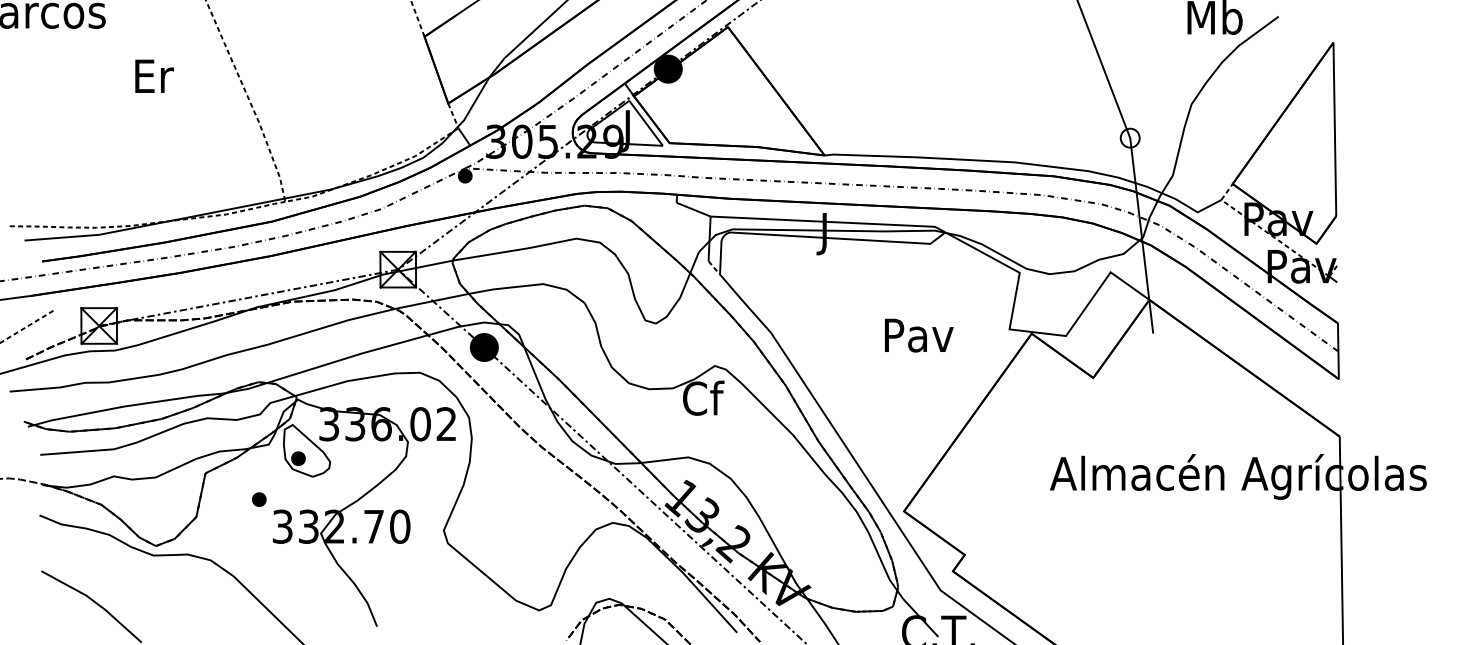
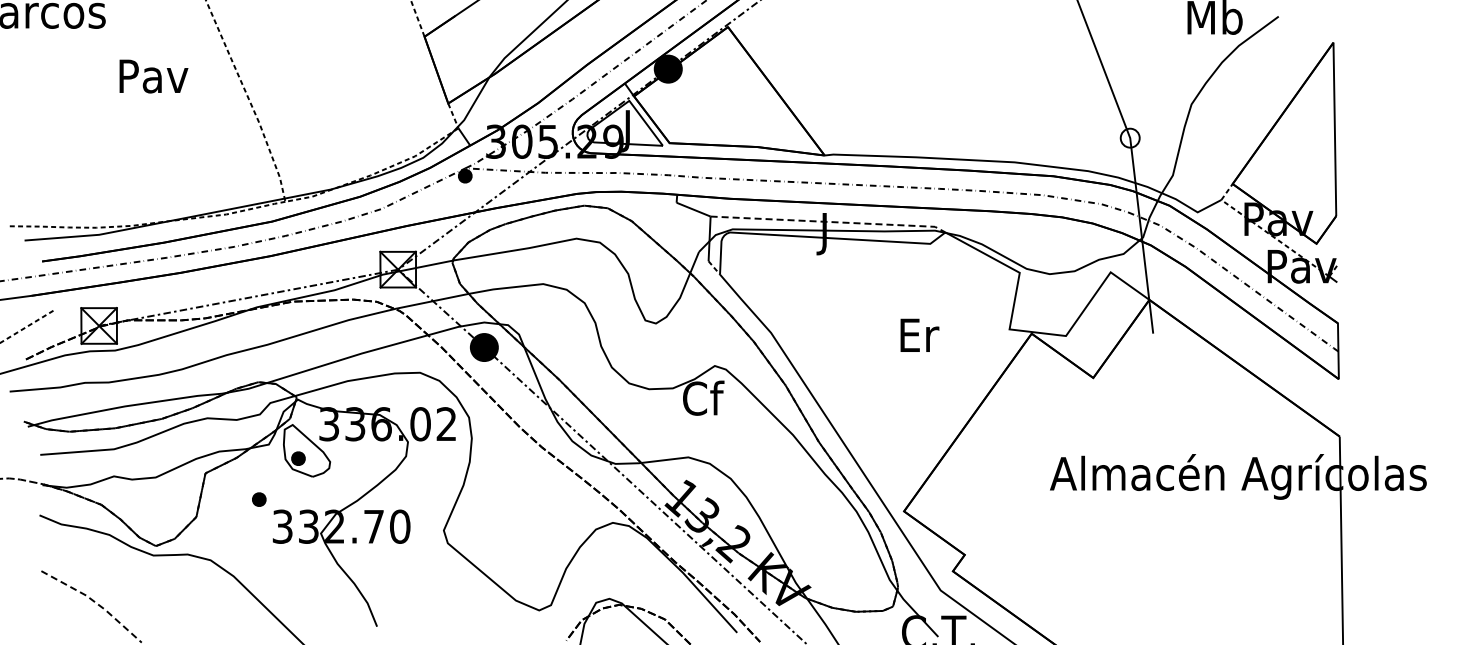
text: Er -> Pav (153, 76)
line: solid -> dashed (829, 222)
text: Pav -> Er (919, 335)
line: solid -> dashed (95, 602)
